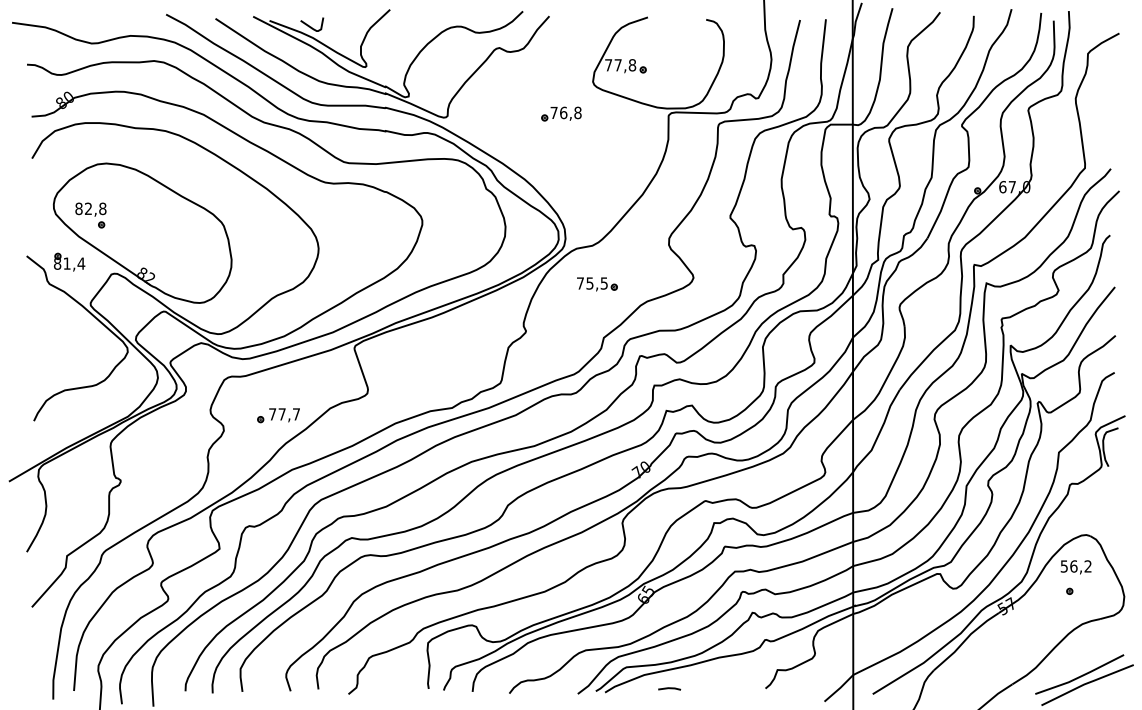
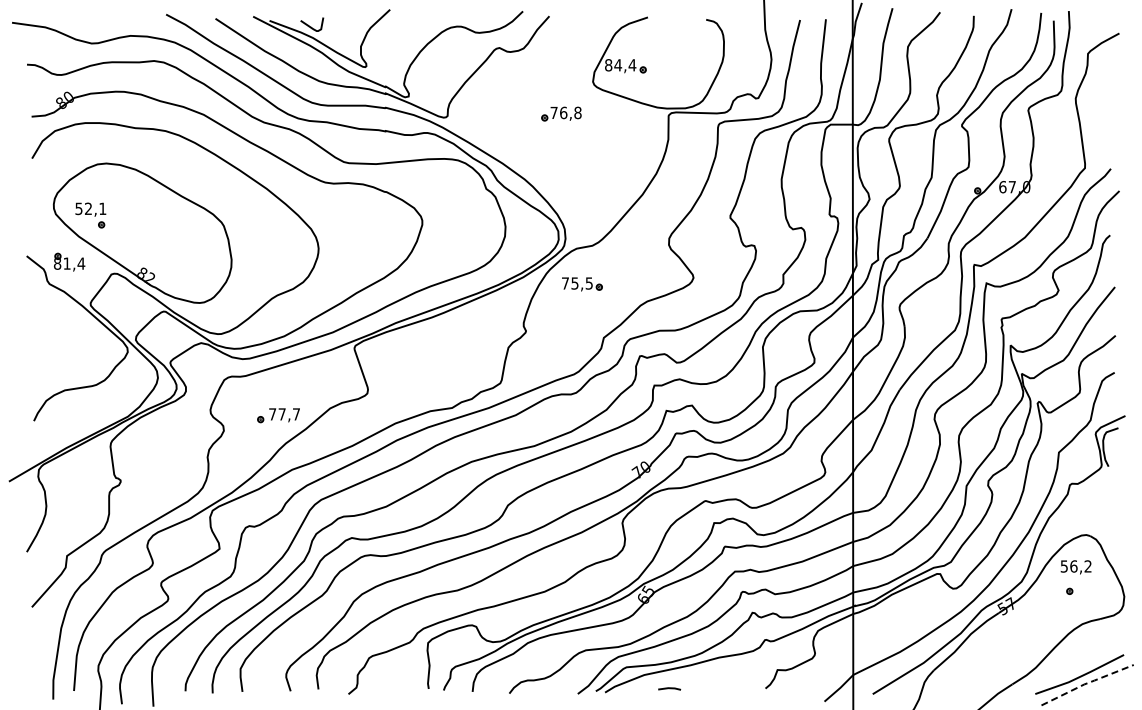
text: 77,8 -> 84,4 (620, 65)
text: 82,8 -> 52,1 (90, 208)
part position: (597, 284) -> (582, 284) (582, 284)
line: solid -> dashed (1087, 683)
